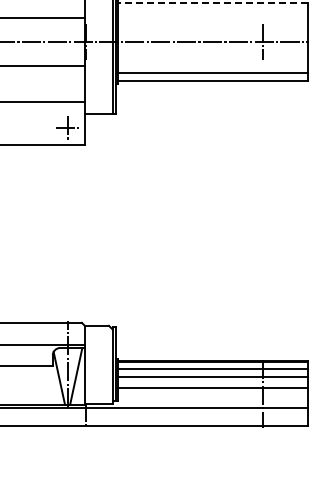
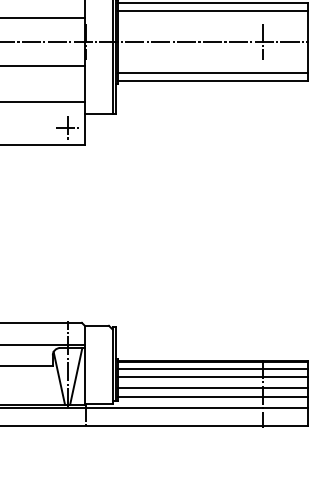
line: dashed -> solid (212, 2)
line: none -> present (212, 10)
line: none -> present (212, 396)
